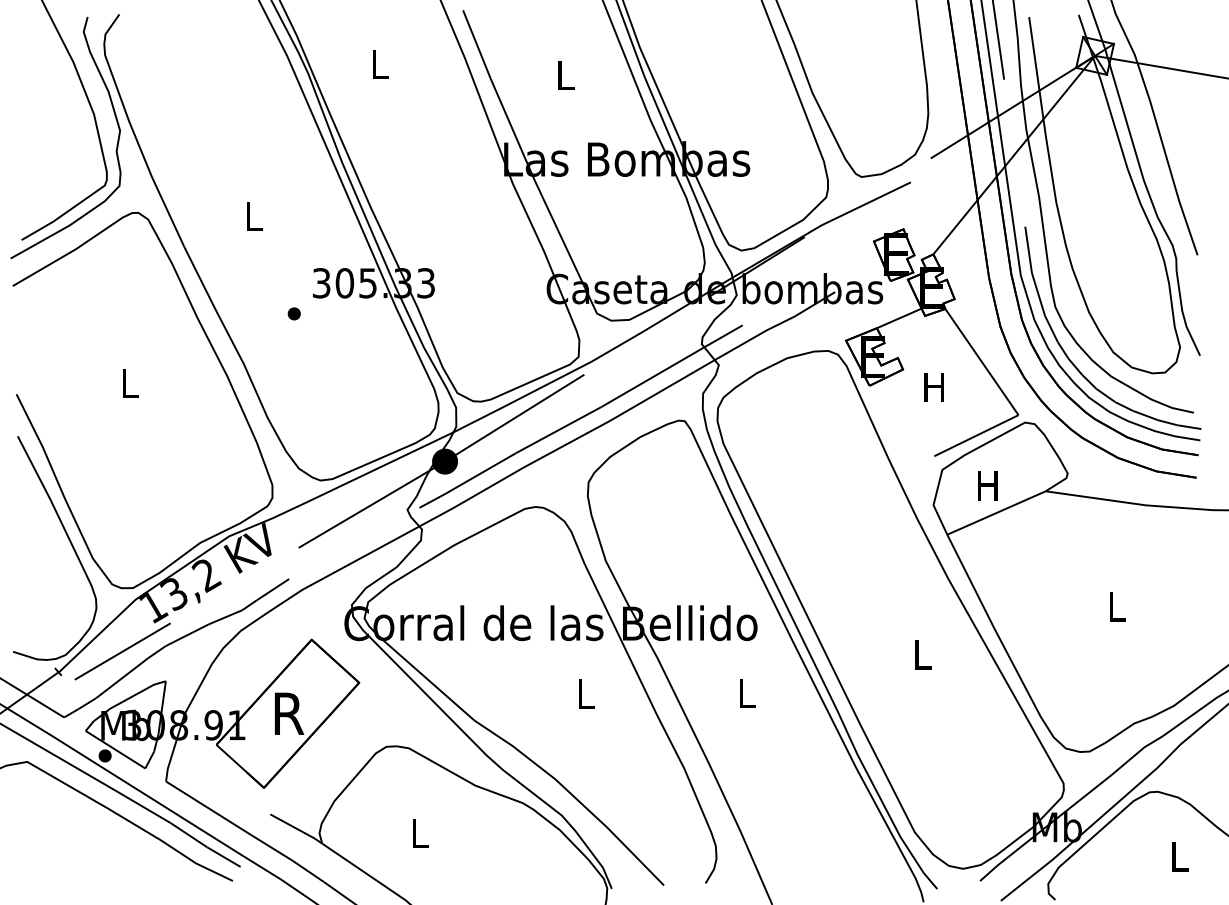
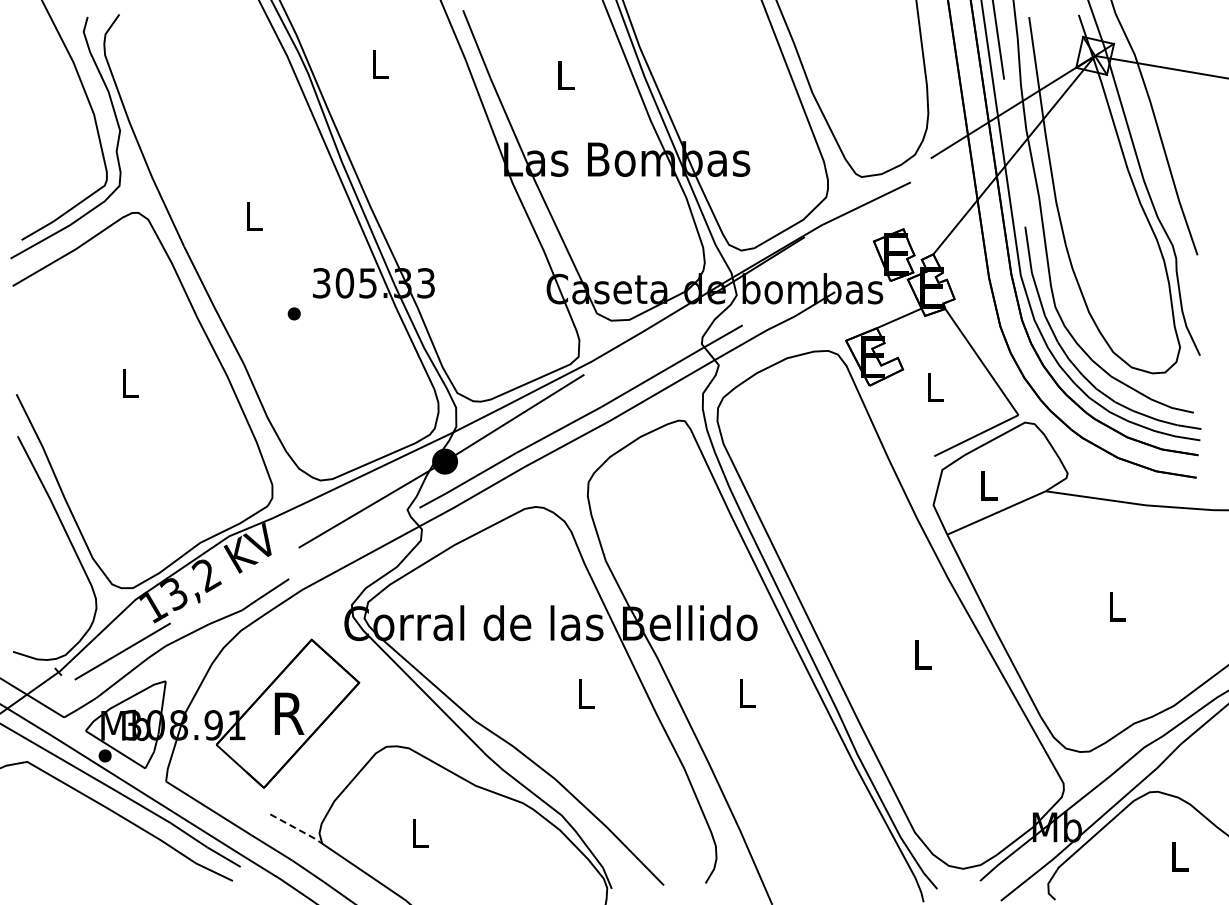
text: H -> L (933, 387)
text: H -> L (987, 485)
line: solid -> dashed (297, 829)
